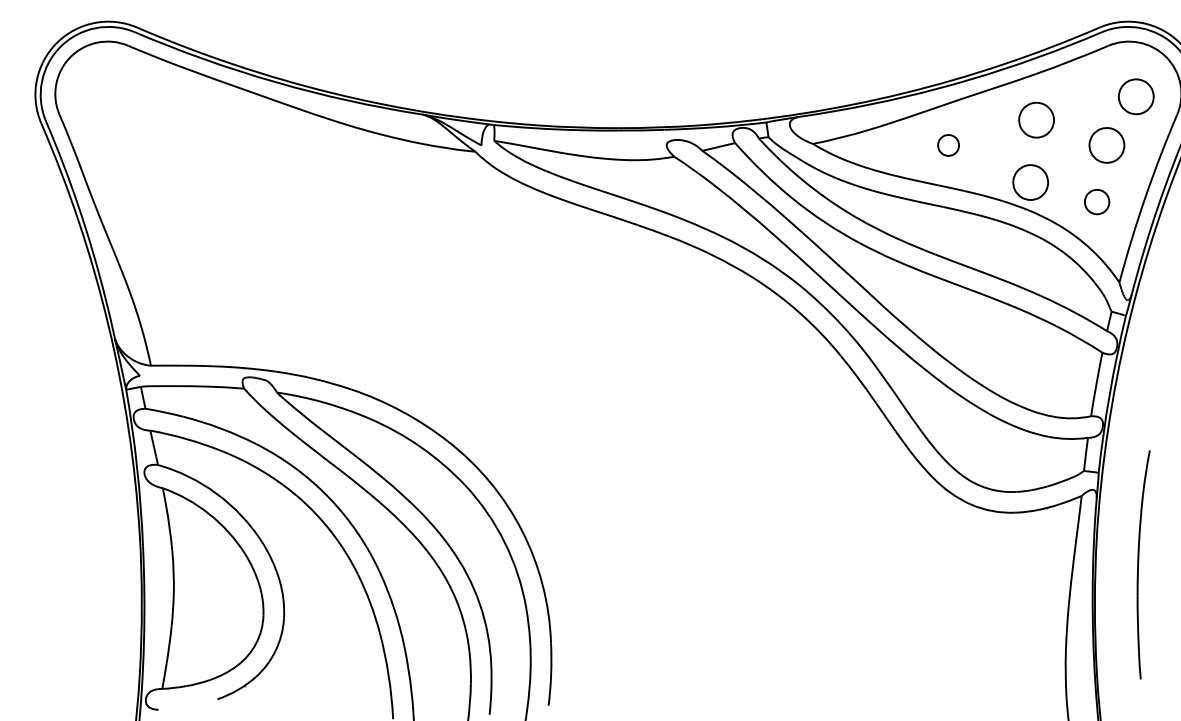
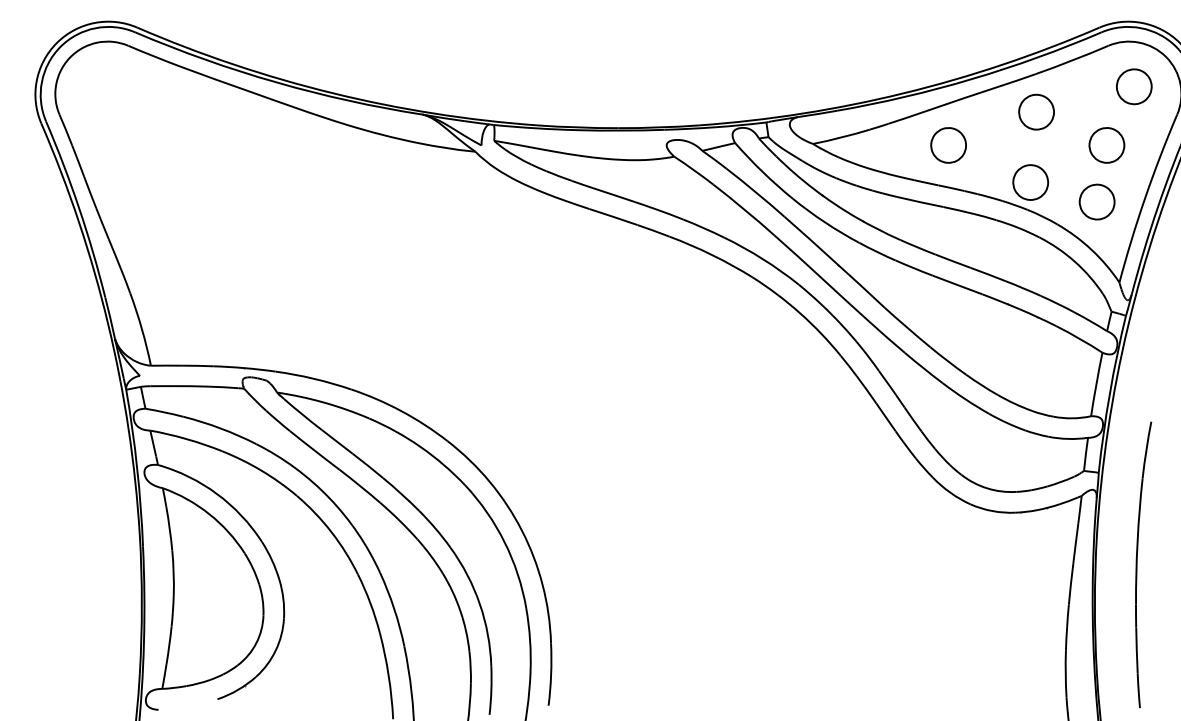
part position: (1136, 96) -> (1134, 86) (1134, 86)
part position: (1036, 119) -> (1036, 111) (1036, 111)
part size: 23x23 px -> 37x37 px (948, 145)
part size: 27x27 px -> 38x38 px (1096, 201)
part size: 15x230 px -> 18x288 px (1143, 564)
